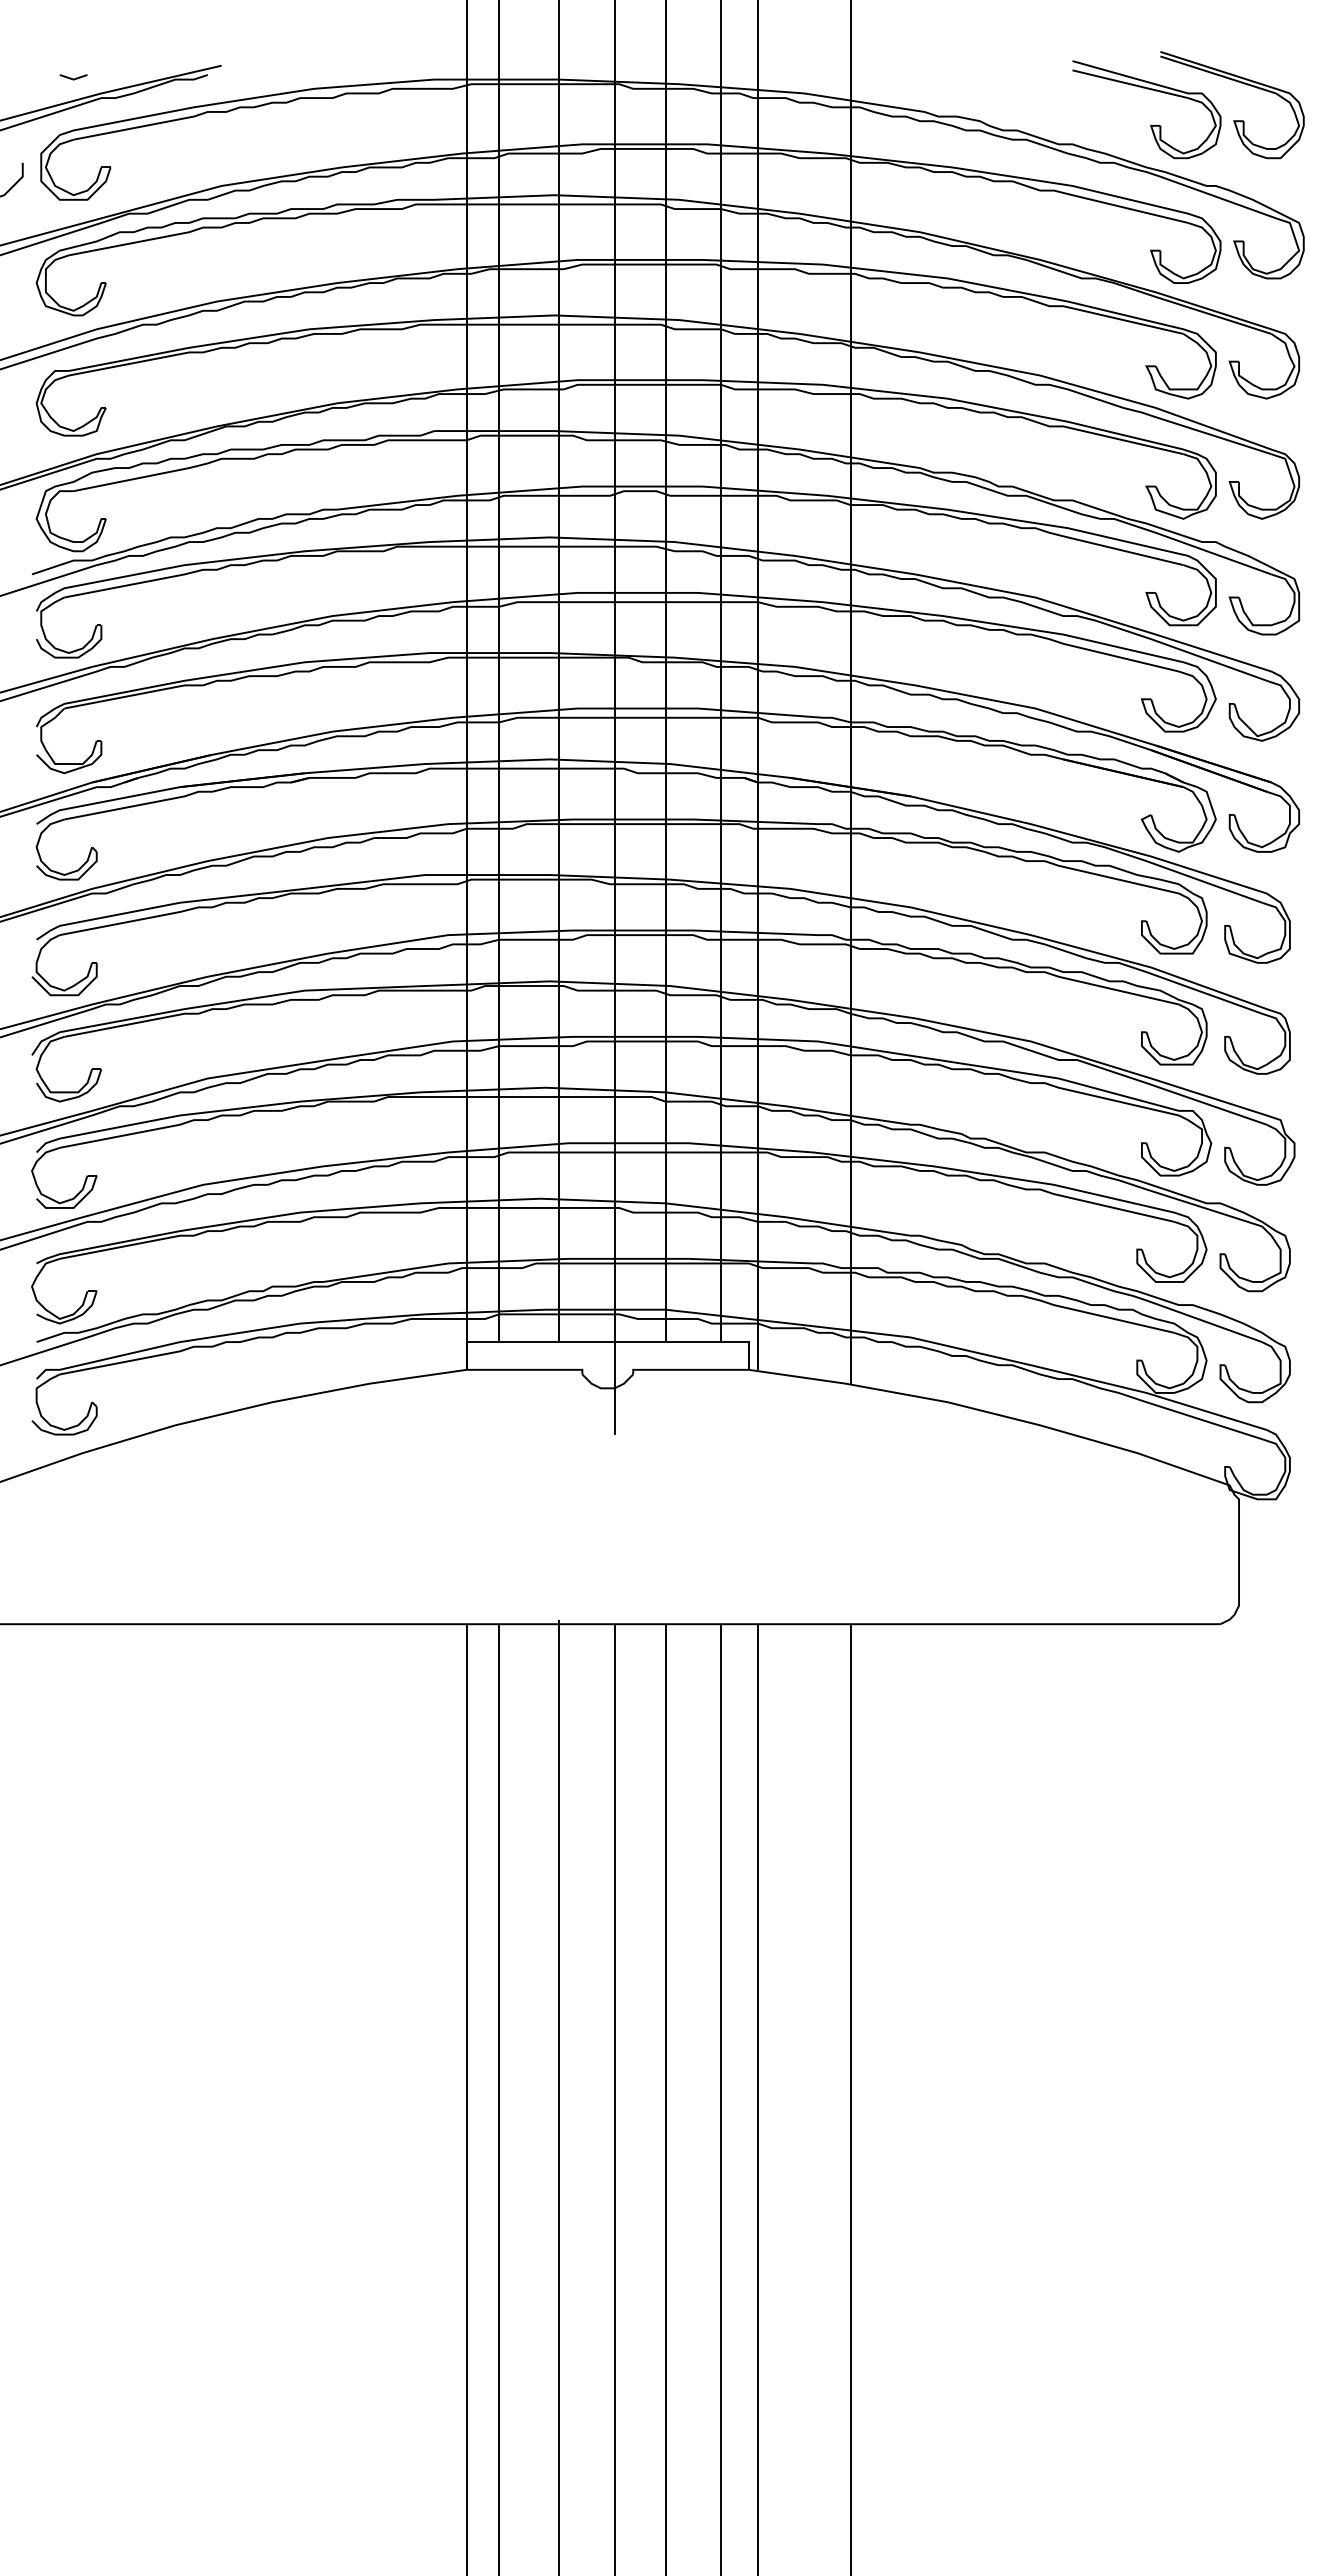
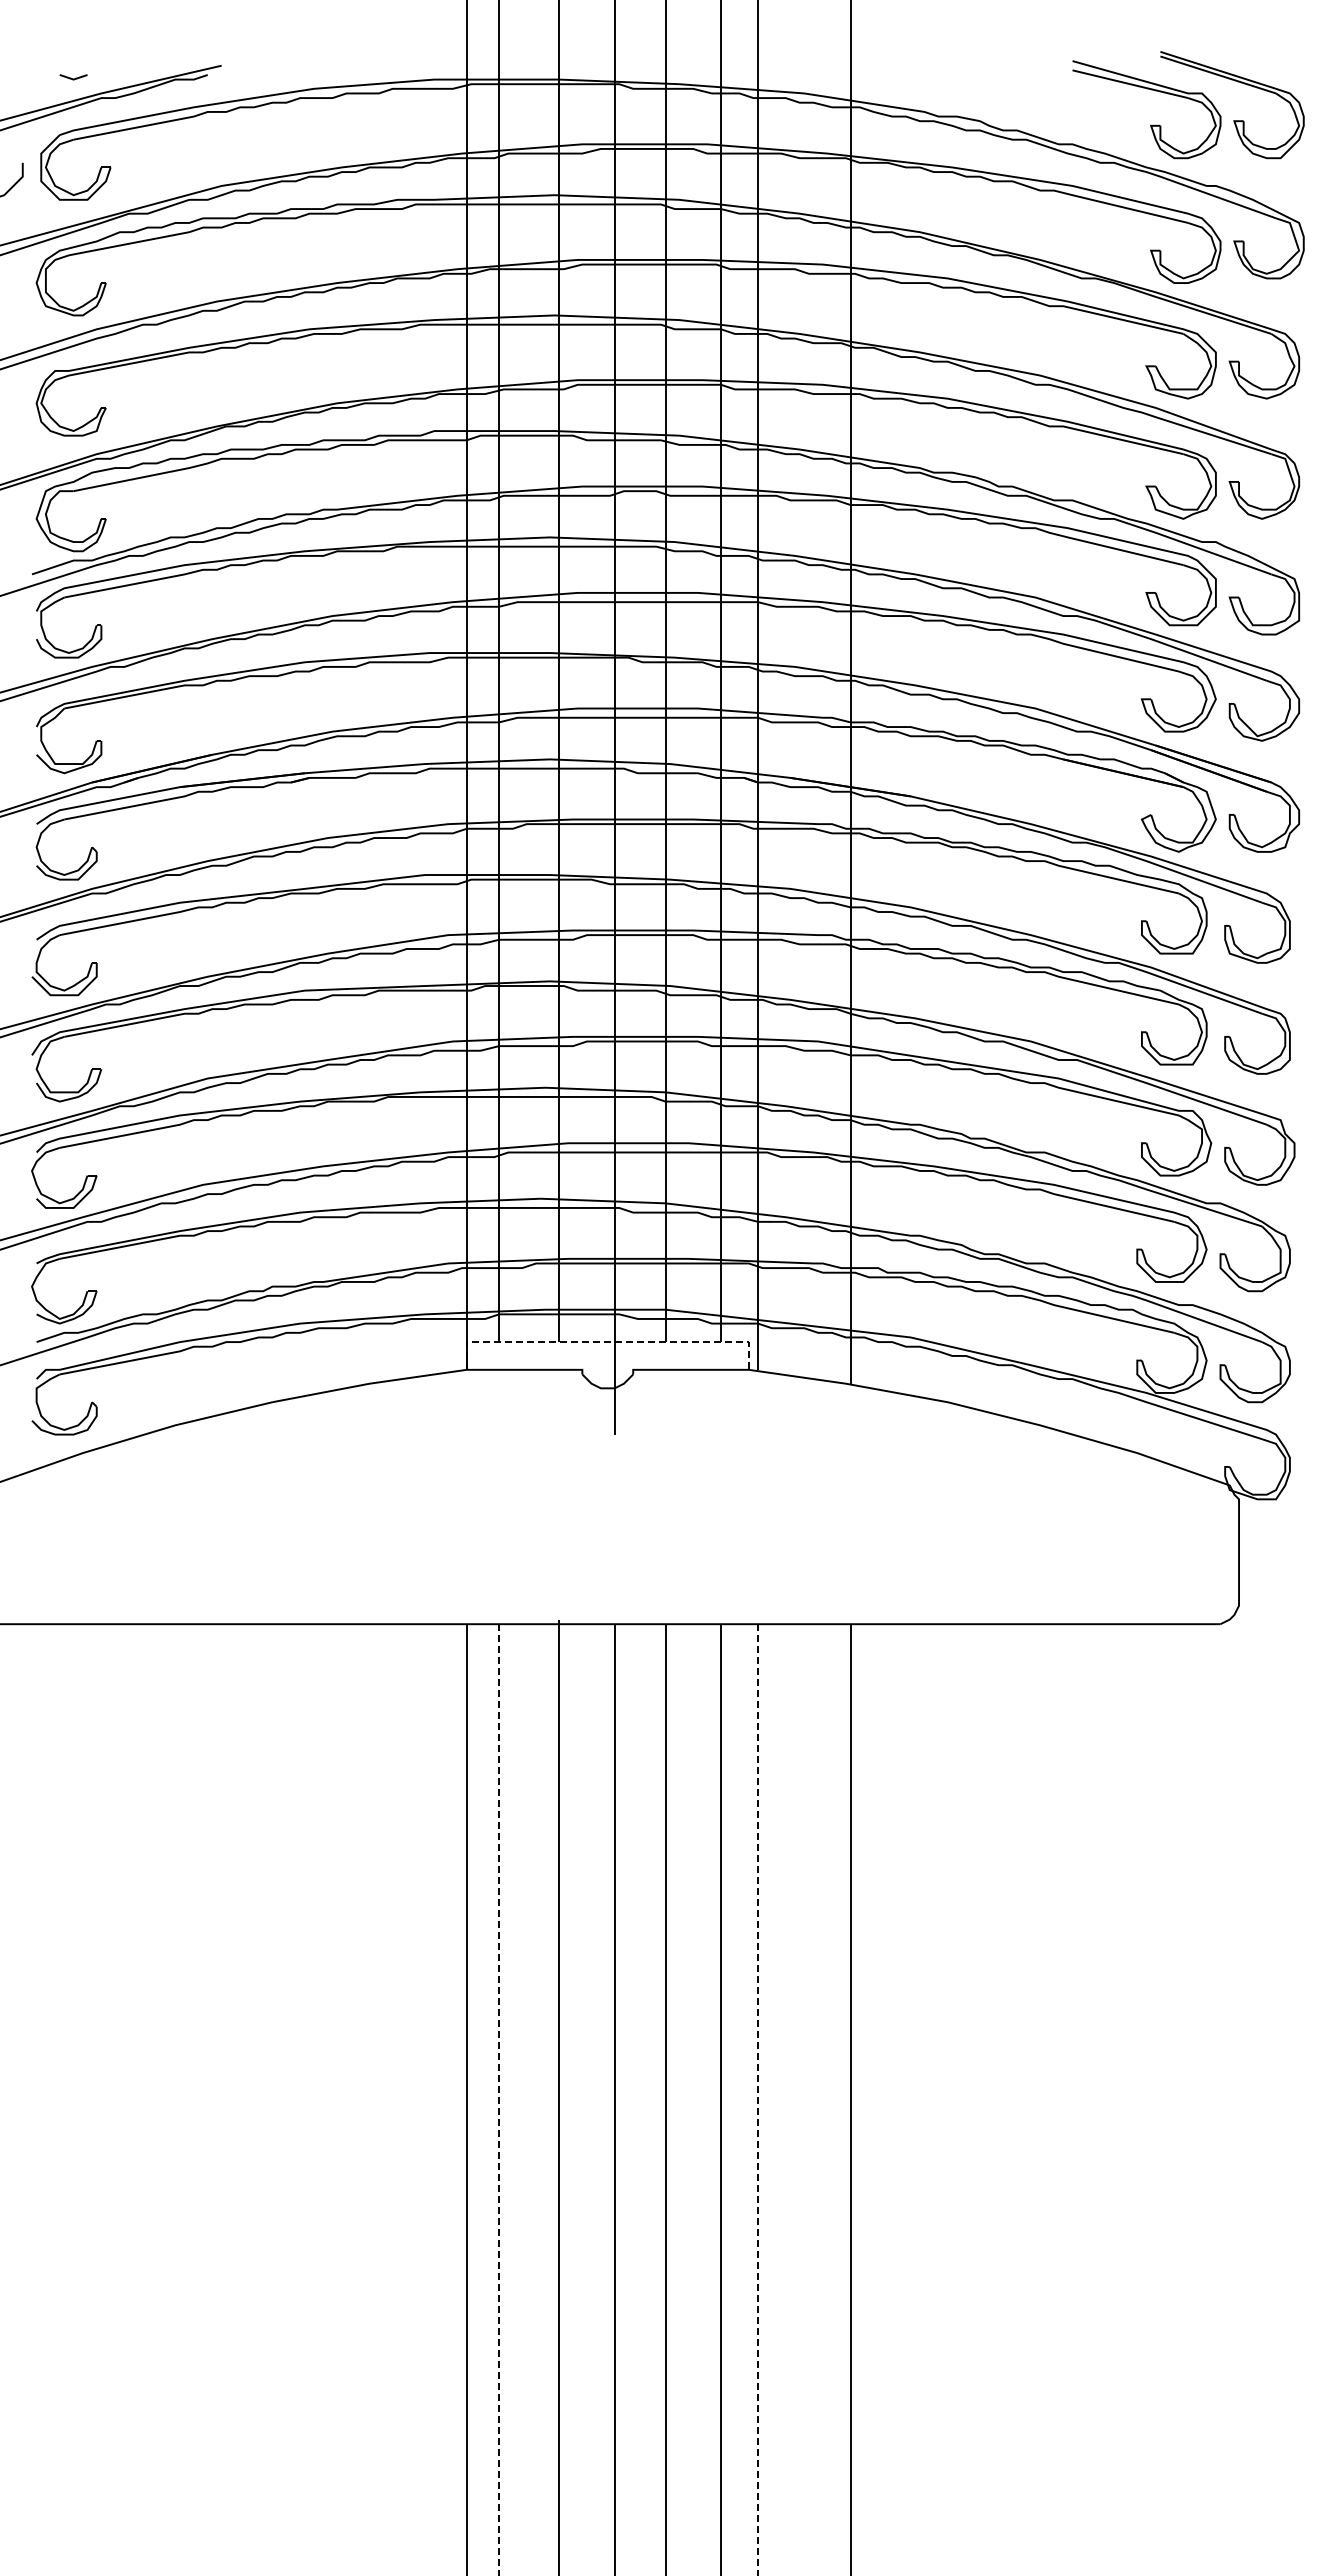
line: solid -> dashed (608, 1342)
line: solid -> dashed (499, 2100)
line: solid -> dashed (758, 2100)
